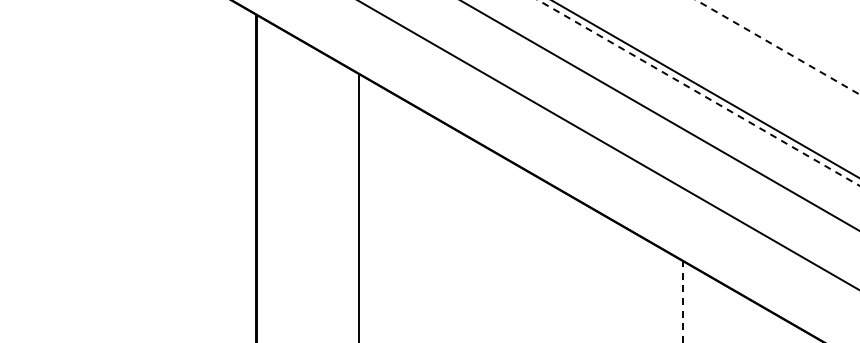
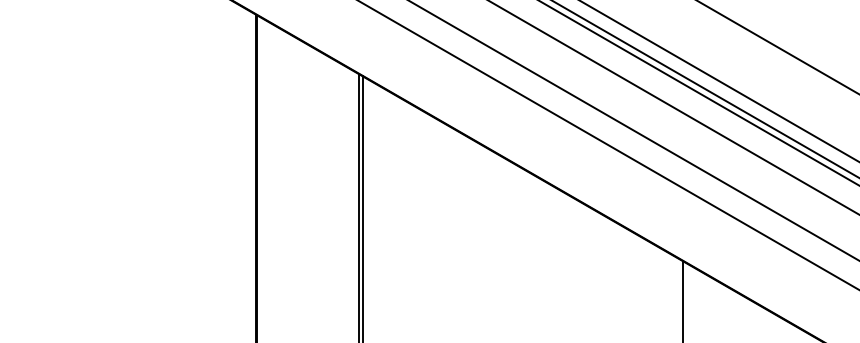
line: dashed -> solid (778, 47)
line: none -> present (719, 81)
line: dashed -> solid (699, 93)
line position: (659, 115) -> (673, 107) (673, 107)
line: none -> present (633, 130)
line: none -> present (362, 207)
line: dashed -> solid (683, 301)
